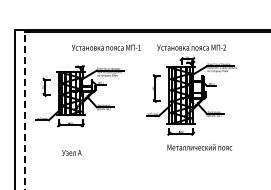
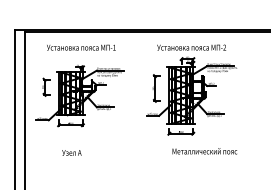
text position: (106, 47) -> (81, 47) (81, 47)
line: dashed -> solid (24, 111)
text position: (199, 147) -> (204, 151) (204, 151)
